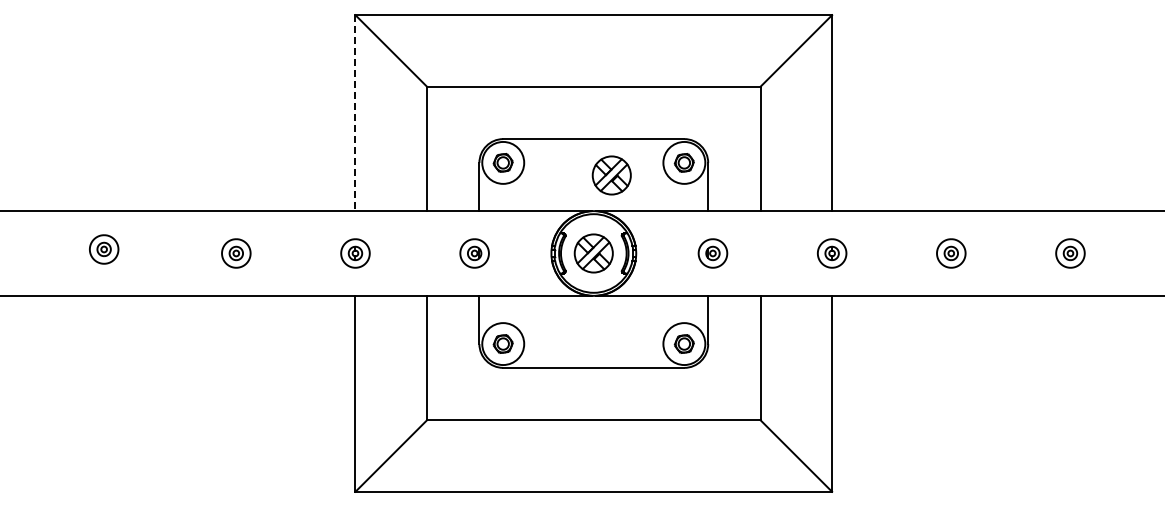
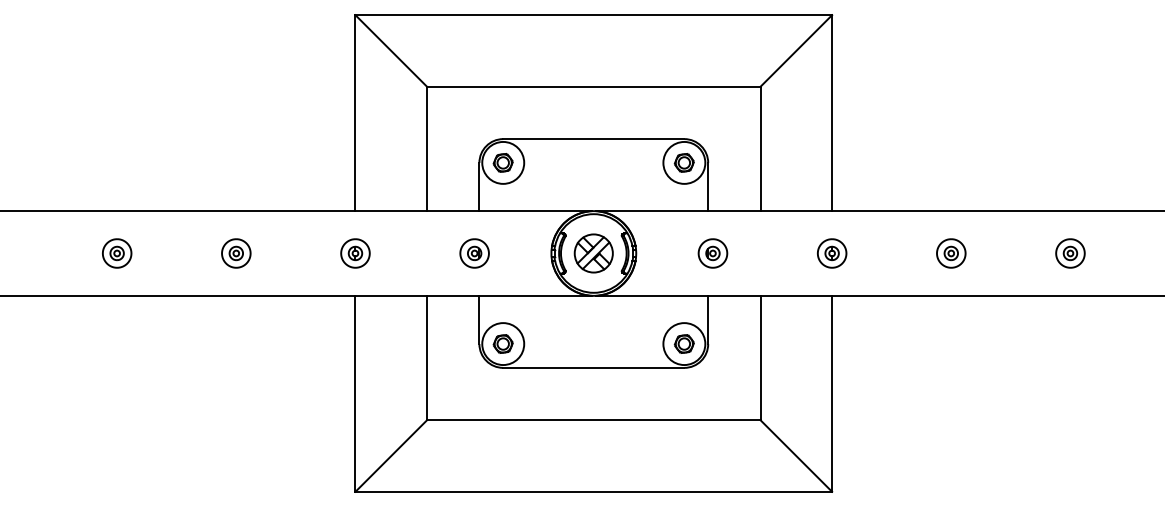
line: dashed -> solid (355, 113)
part: present -> none (611, 175)
part position: (104, 249) -> (117, 253) (117, 253)
